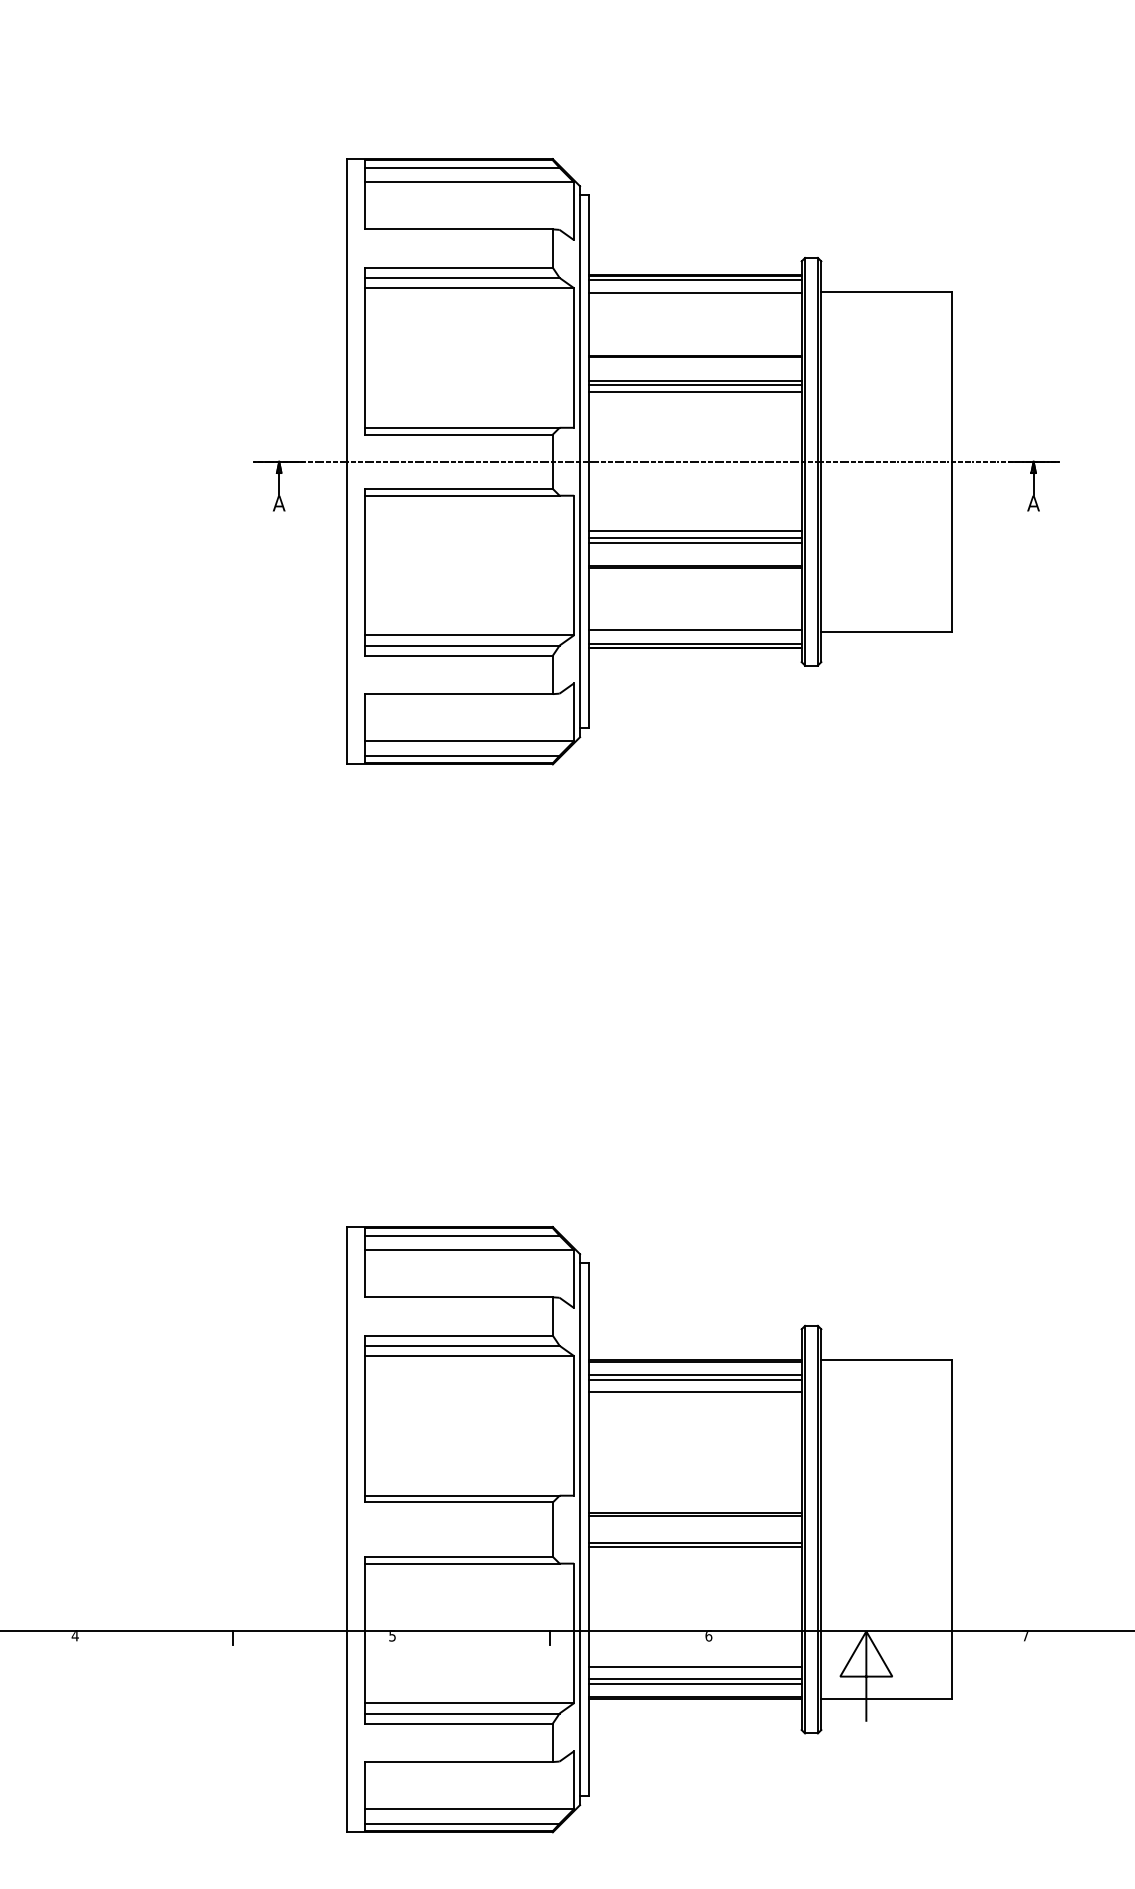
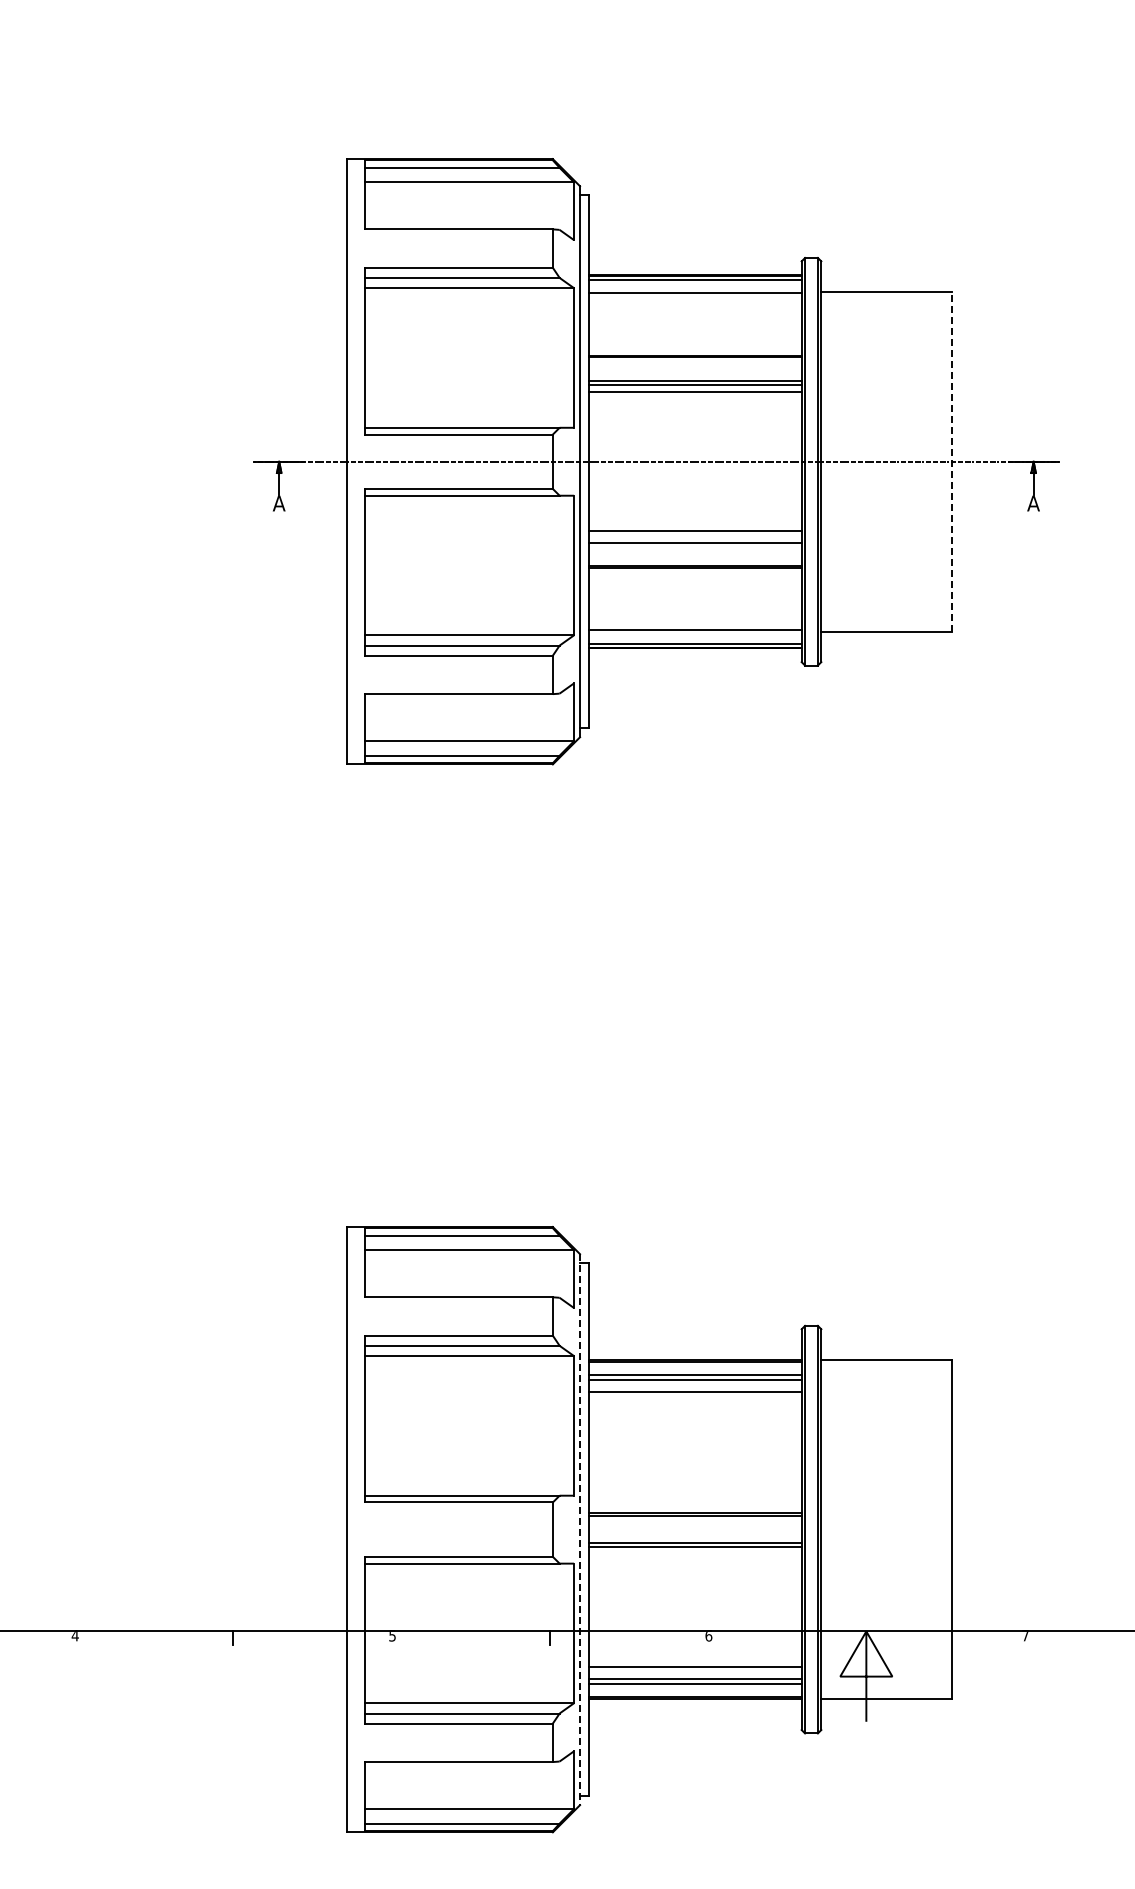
line: solid -> dashed (952, 461)
line: present -> none (695, 538)
line: solid -> dashed (580, 1530)
